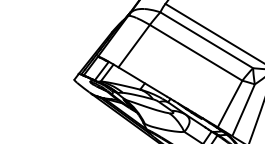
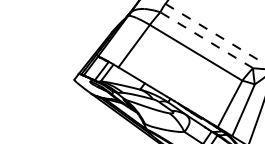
line: solid -> dashed (214, 33)
line: solid -> dashed (206, 40)
